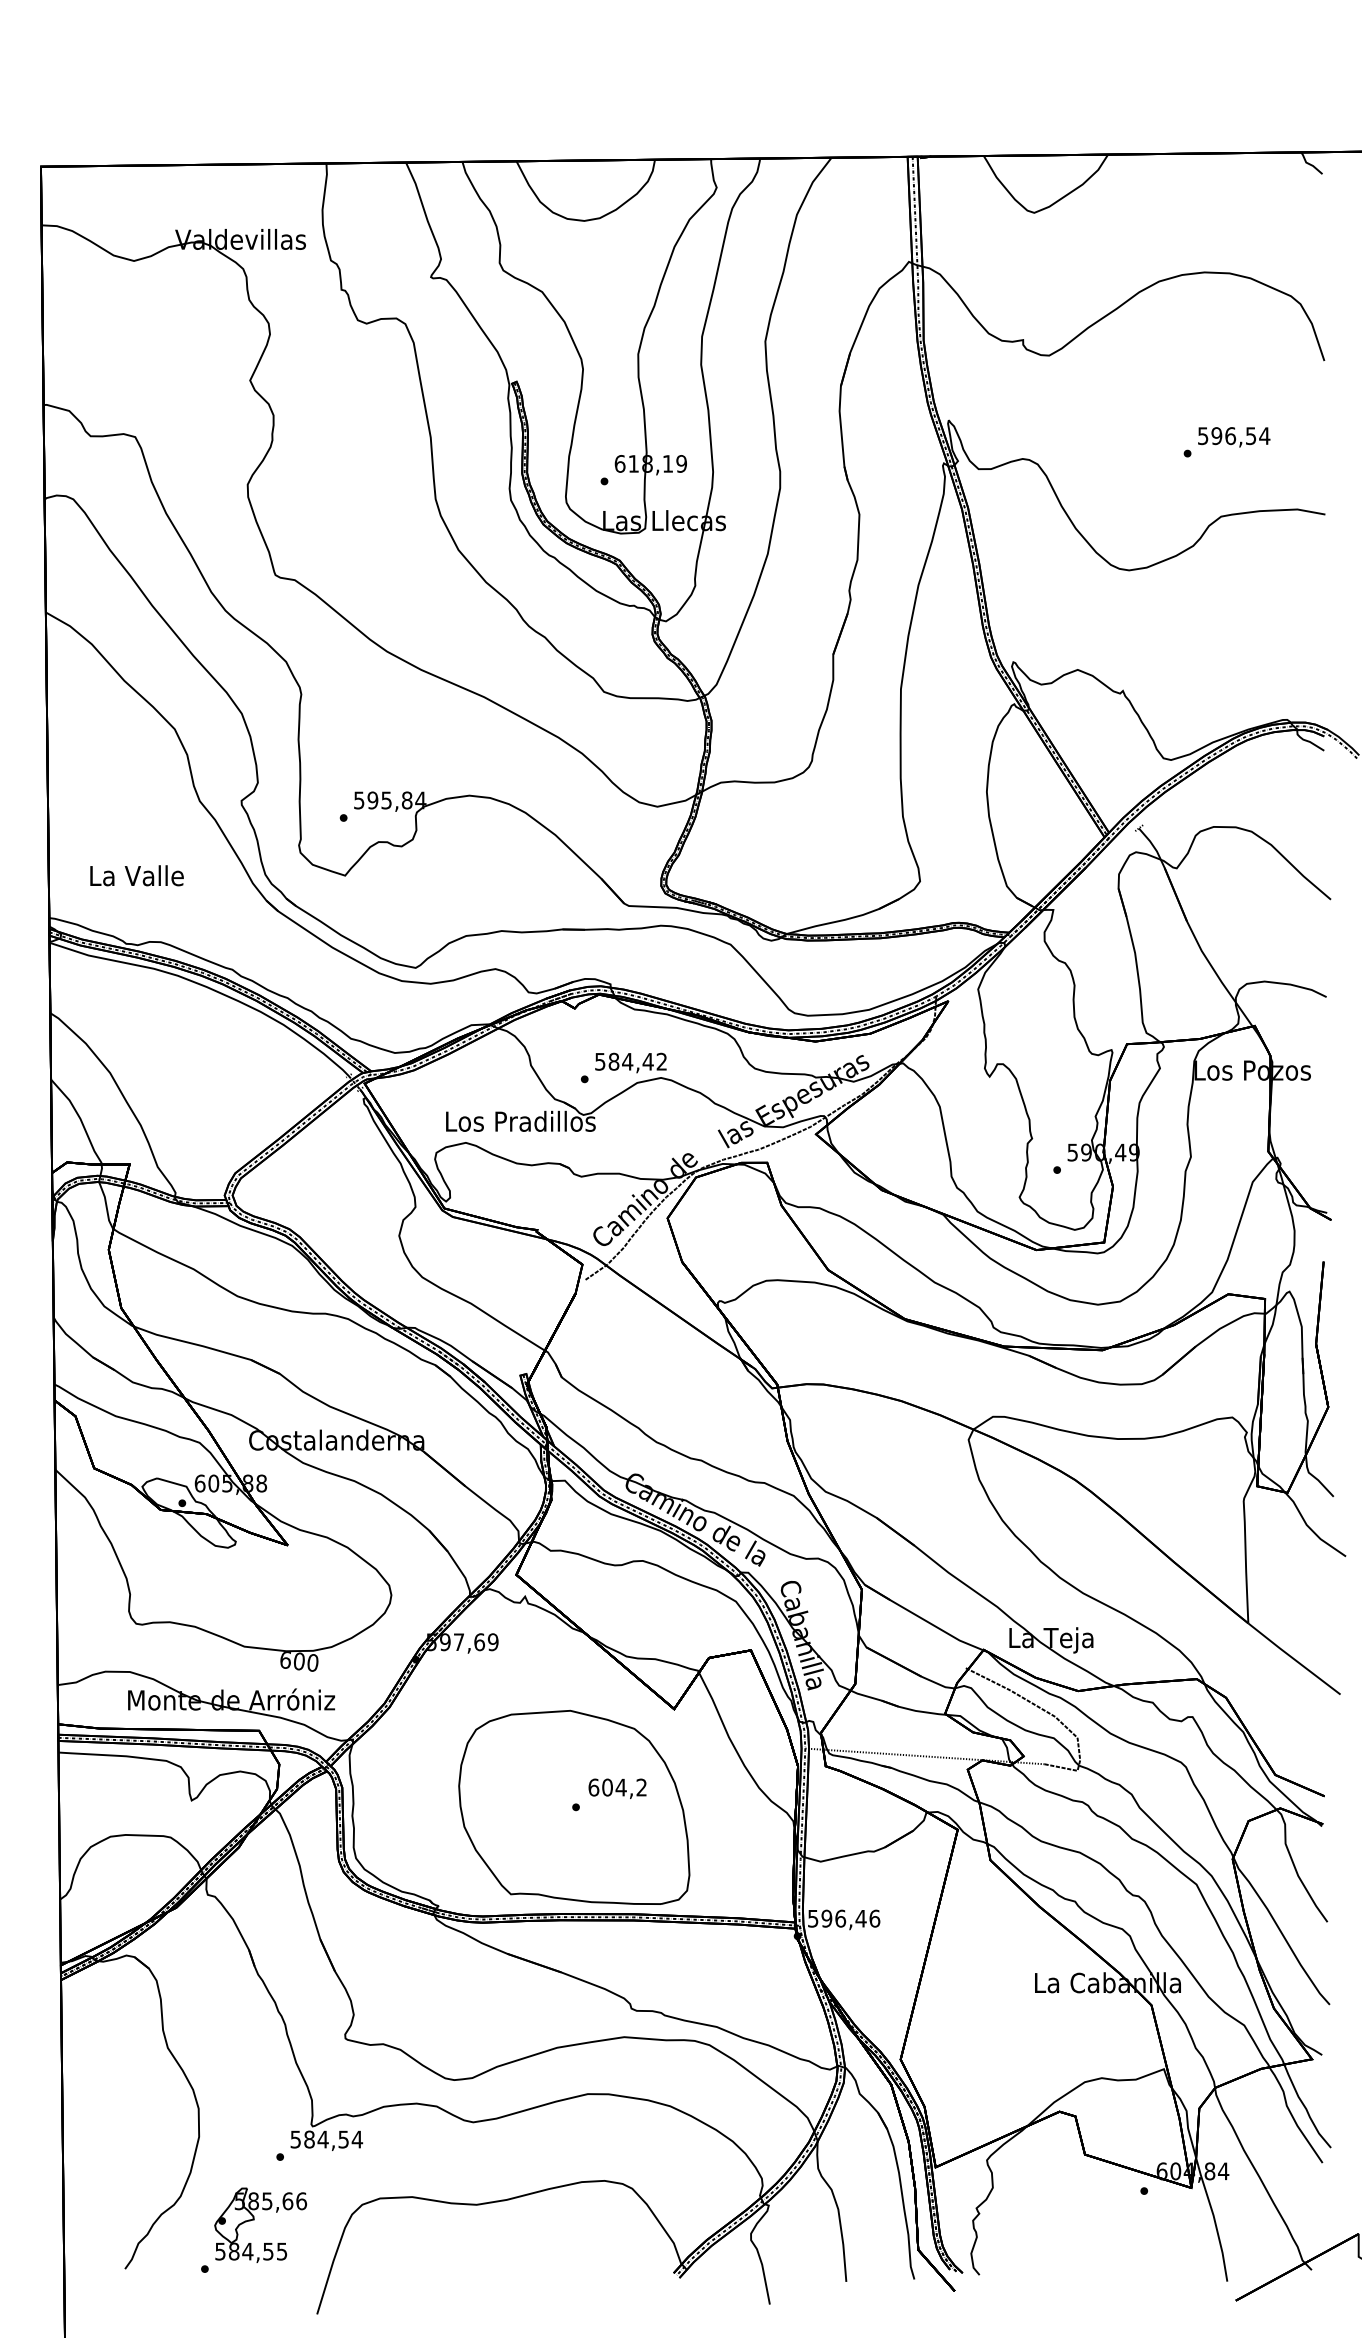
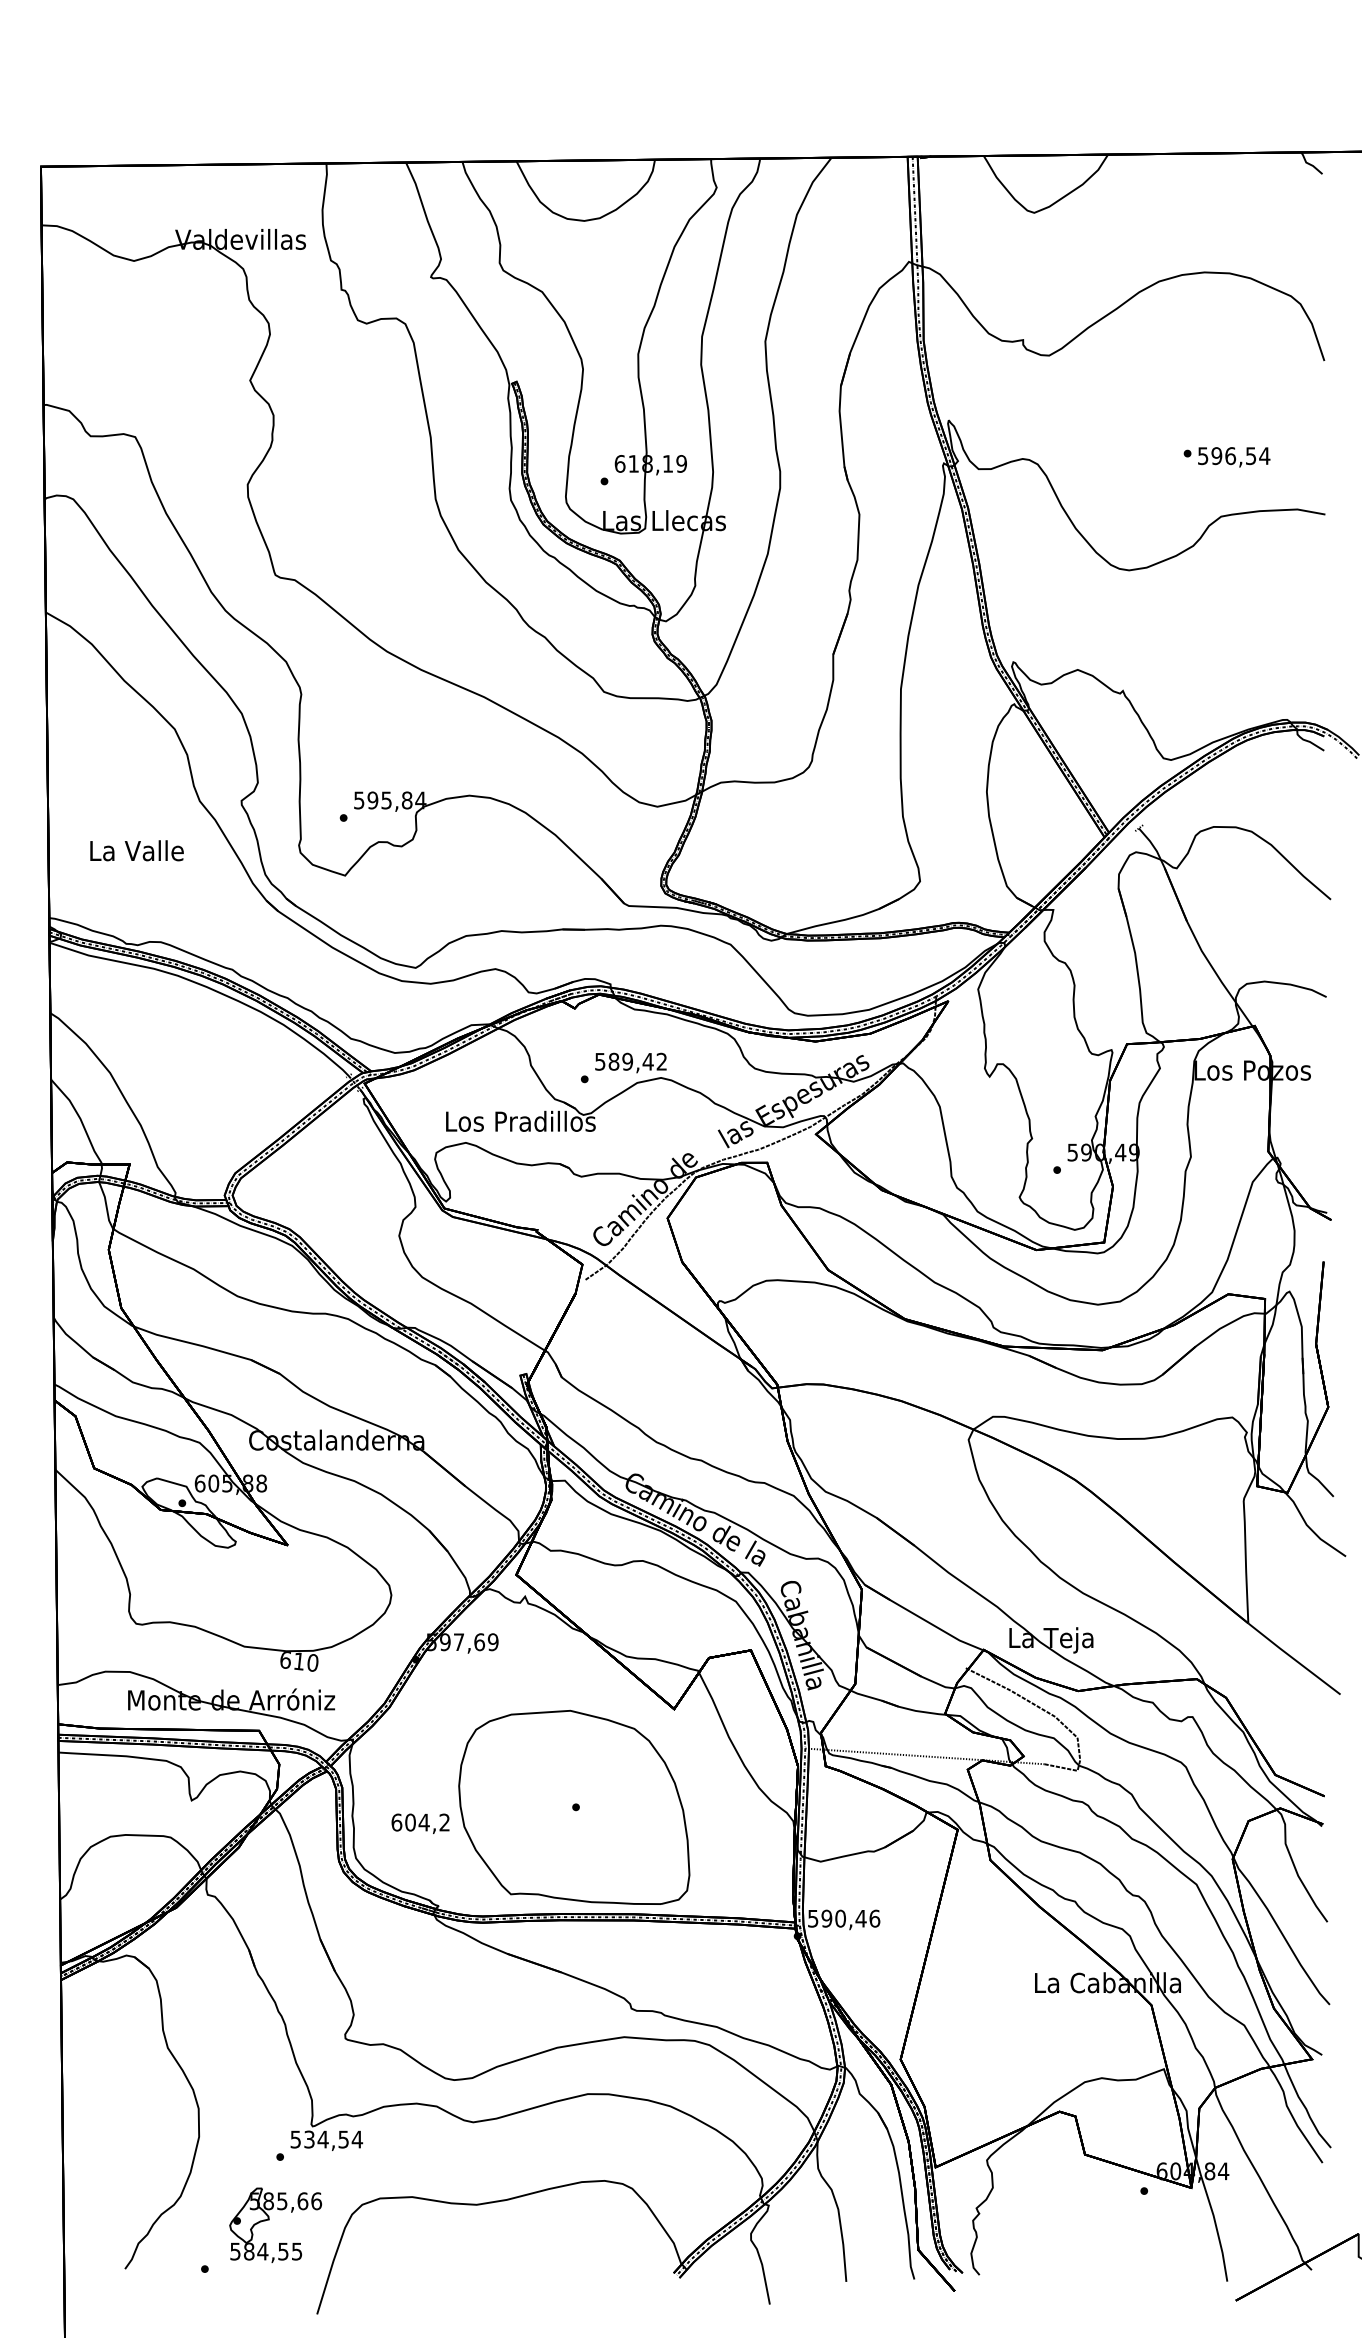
text position: (1234, 437) -> (1234, 457) (1234, 457)
text position: (136, 875) -> (136, 850) (136, 850)
text: 584,42 -> 589,42 (627, 1061)
text: 600 -> 610 (298, 1661)
text position: (617, 1788) -> (420, 1823) (420, 1823)
text: 596,46 -> 590,46 (840, 1918)
text: 584,54 -> 534,54 (309, 2139)
part position: (254, 2220) -> (269, 2220) (269, 2220)
